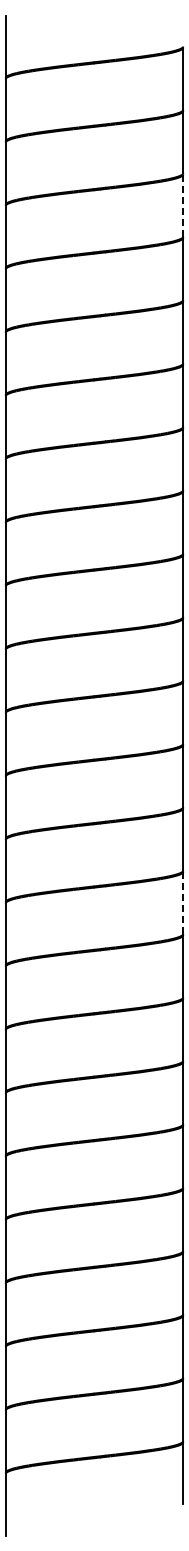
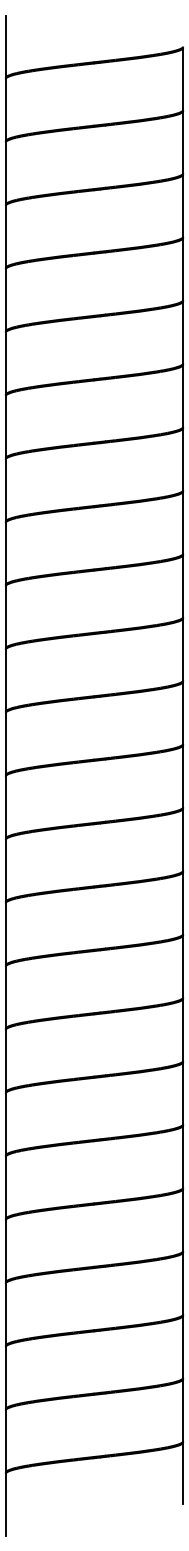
line: dashed -> solid (183, 205)
line: dashed -> solid (183, 902)
